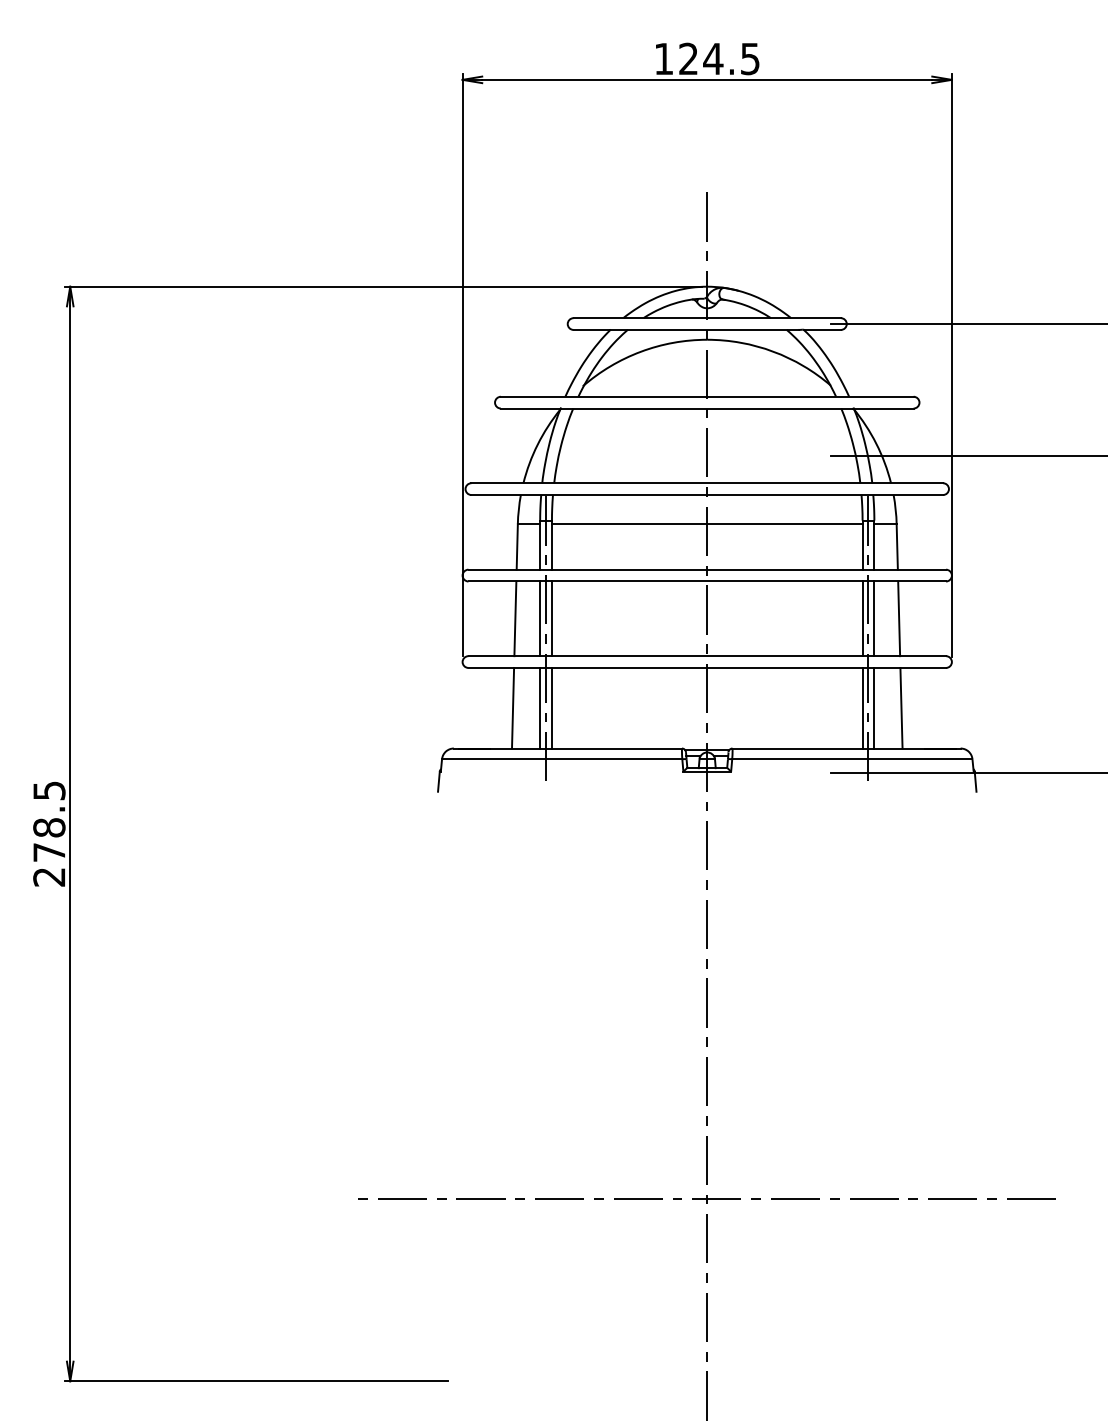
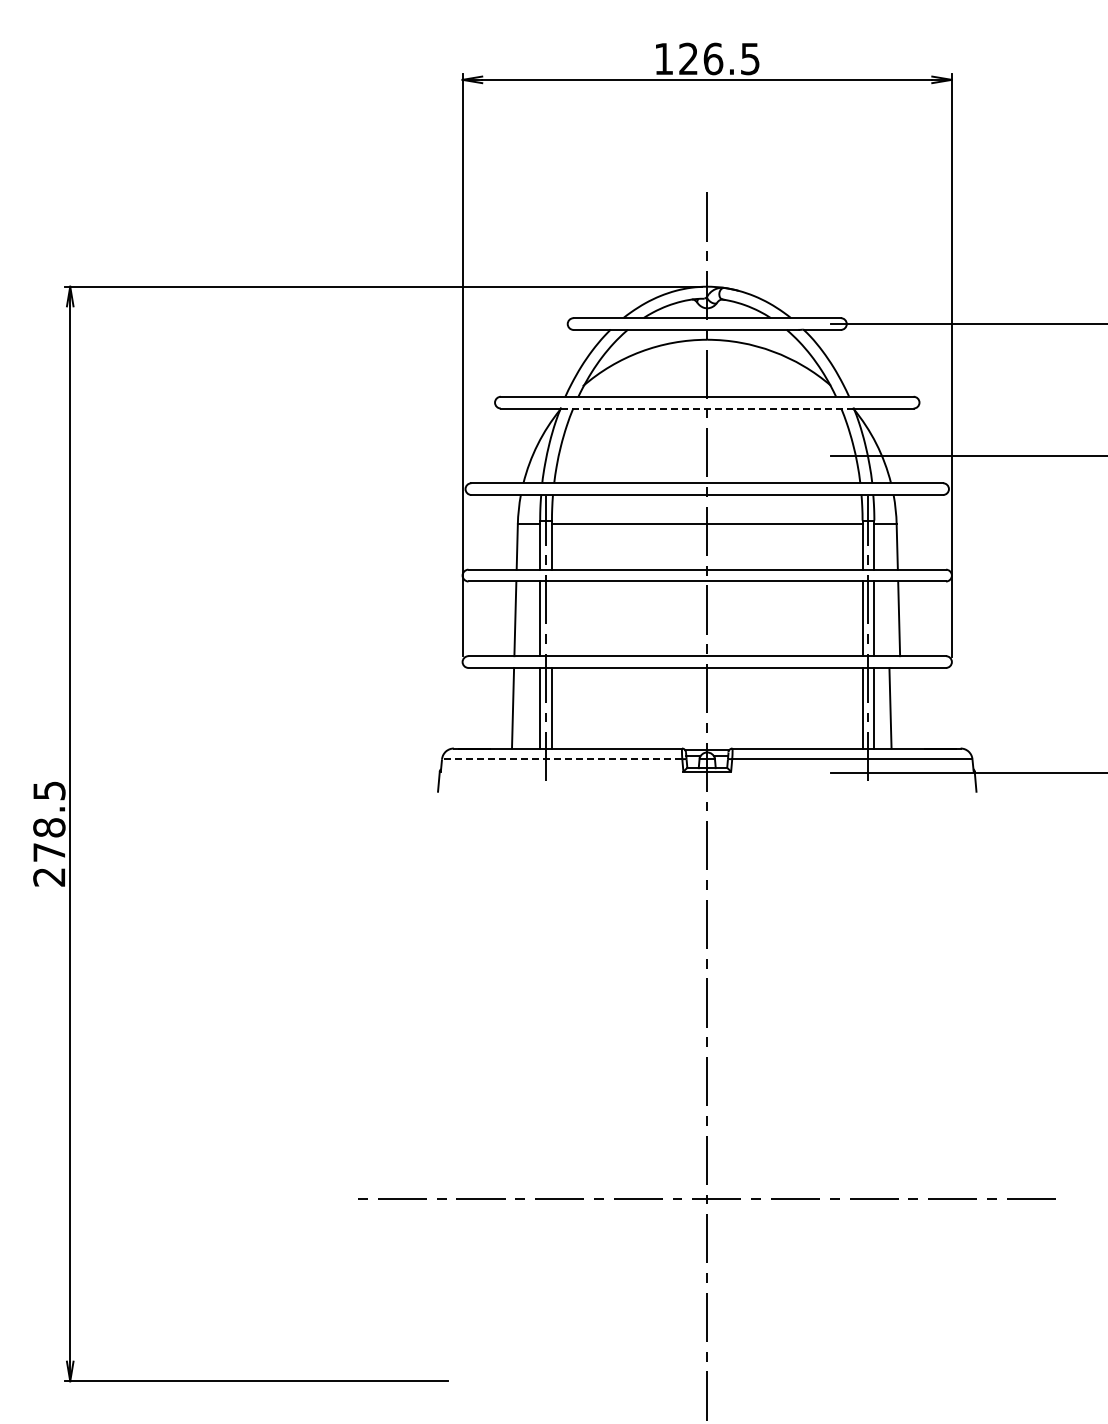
text: 124.5 -> 126.5 (713, 58)
line: solid -> dashed (707, 408)
line: present -> none (551, 618)
line position: (901, 707) -> (890, 707) (890, 707)
line: solid -> dashed (561, 759)
